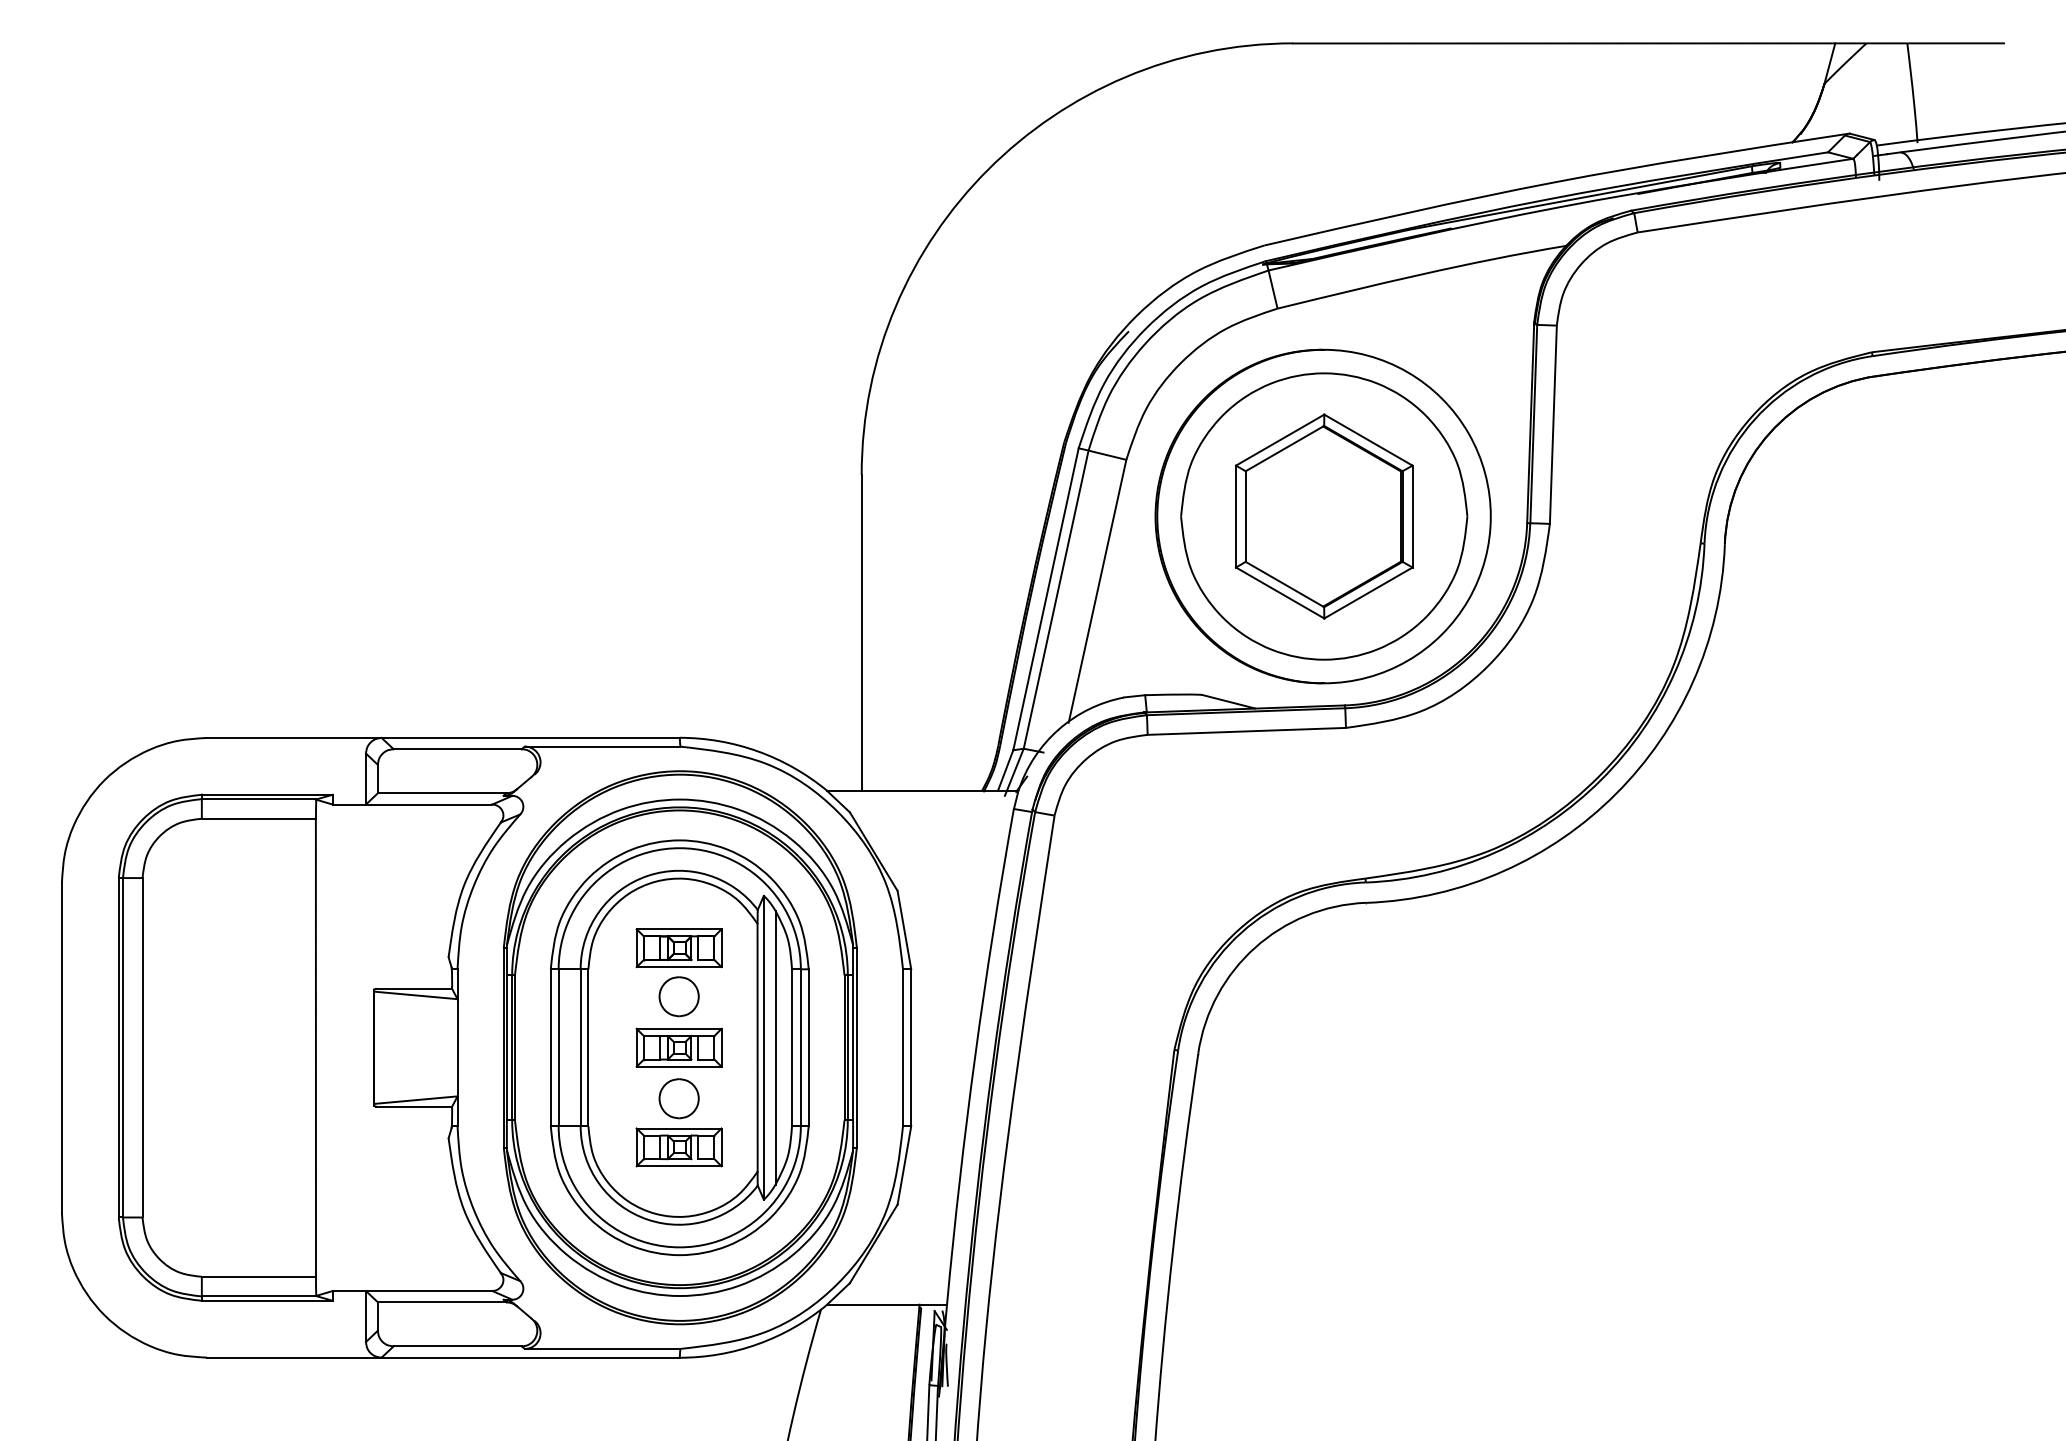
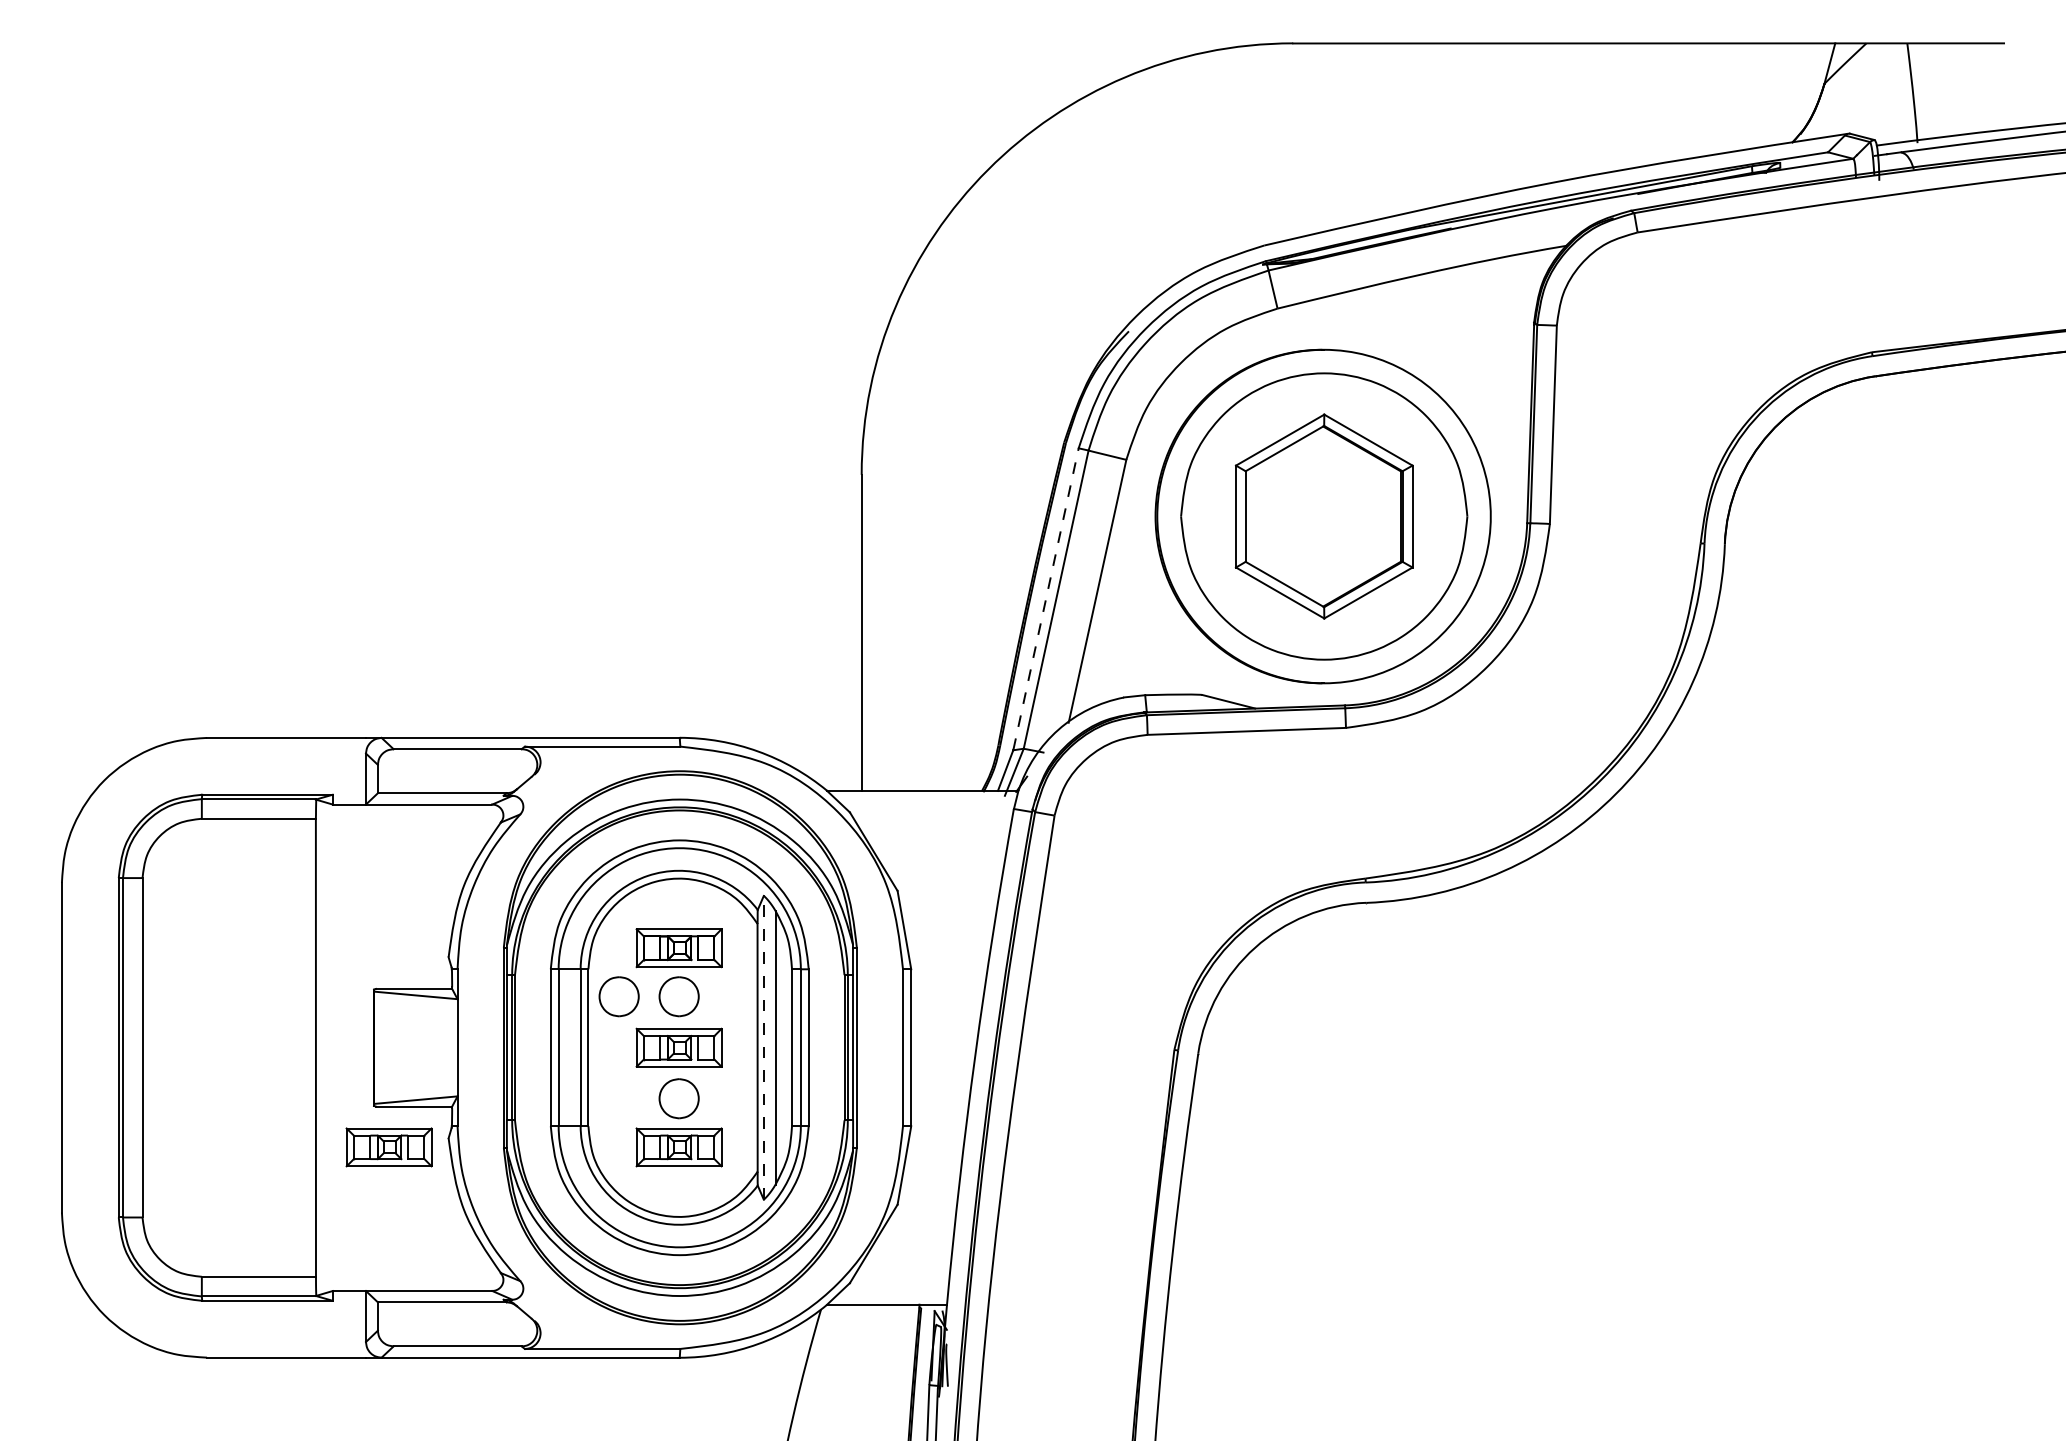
line: solid -> dashed (1046, 598)
part: none -> present (618, 996)
line: solid -> dashed (763, 1047)
part: none -> present (388, 1147)
